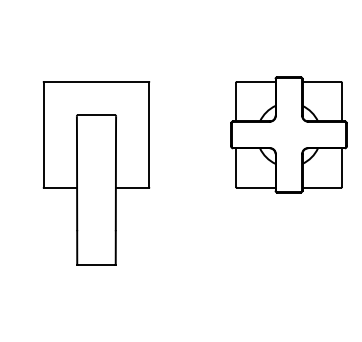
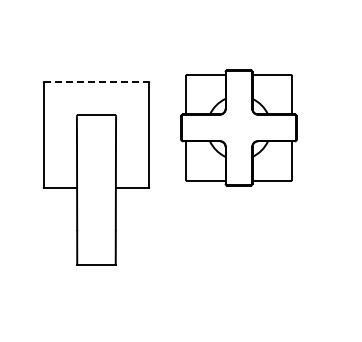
line: solid -> dashed (96, 81)
part position: (288, 134) -> (238, 127) (238, 127)
